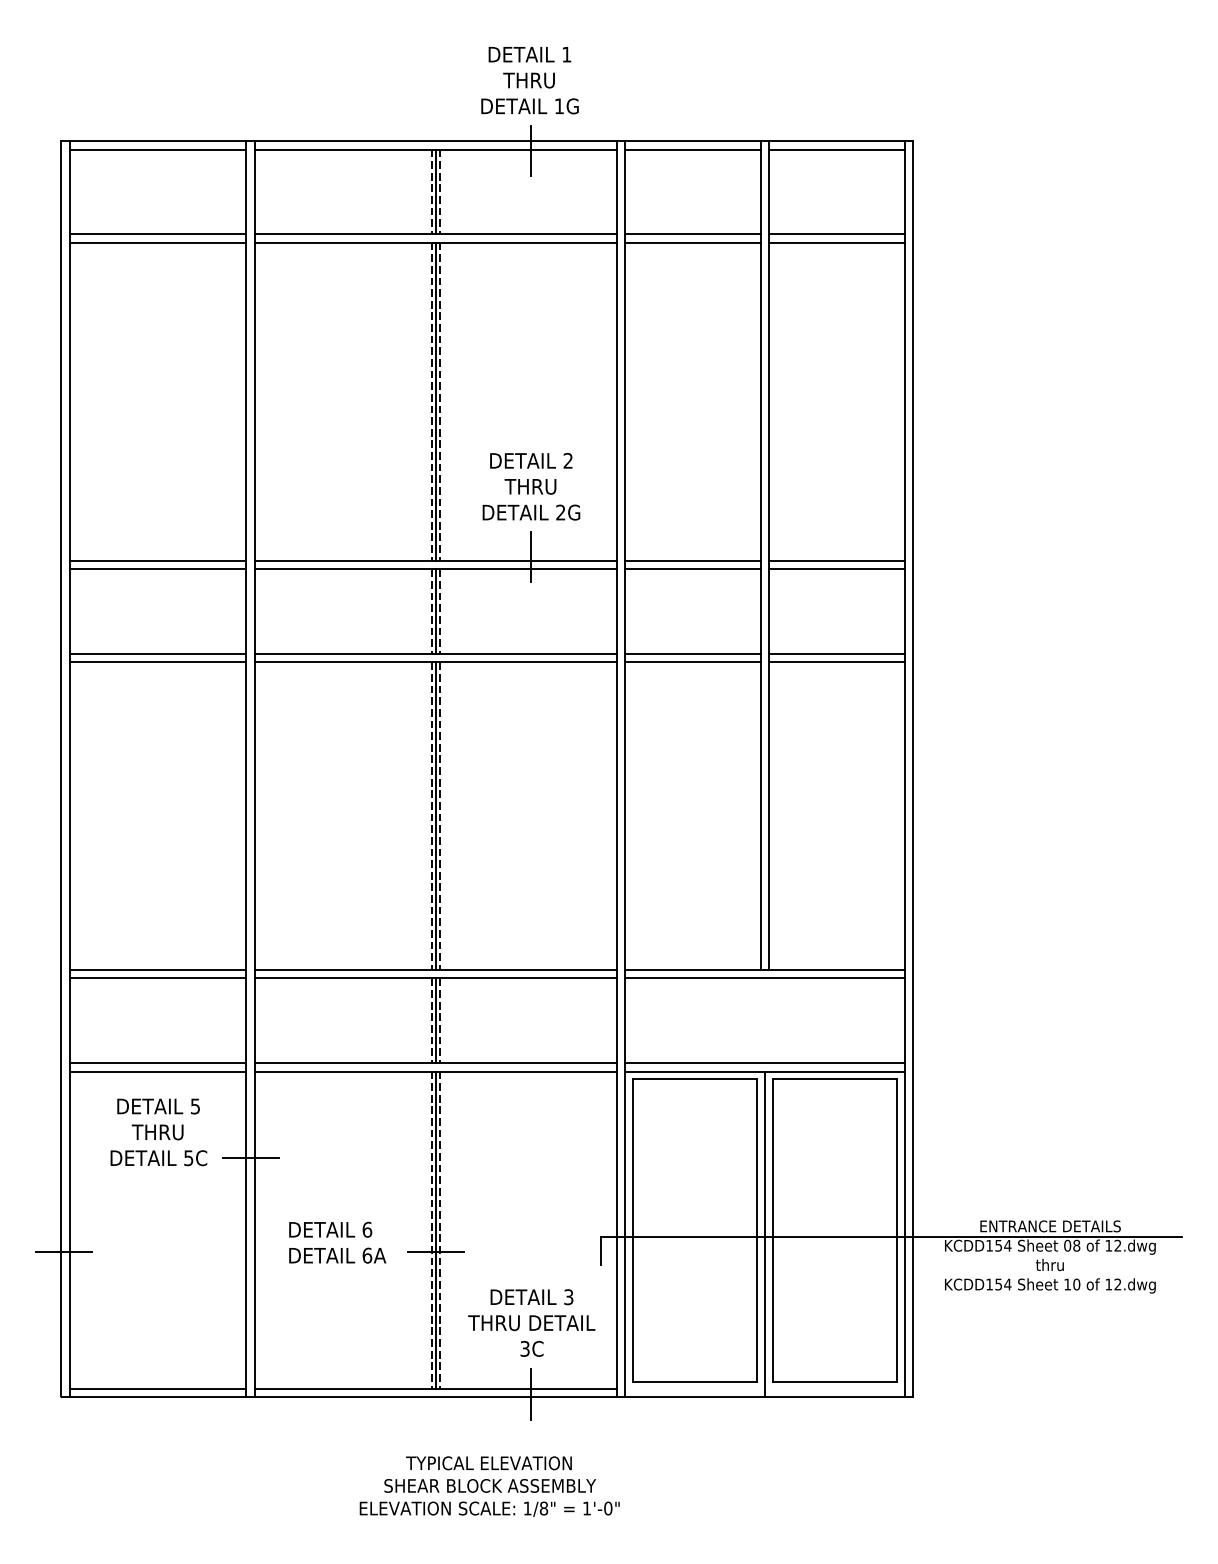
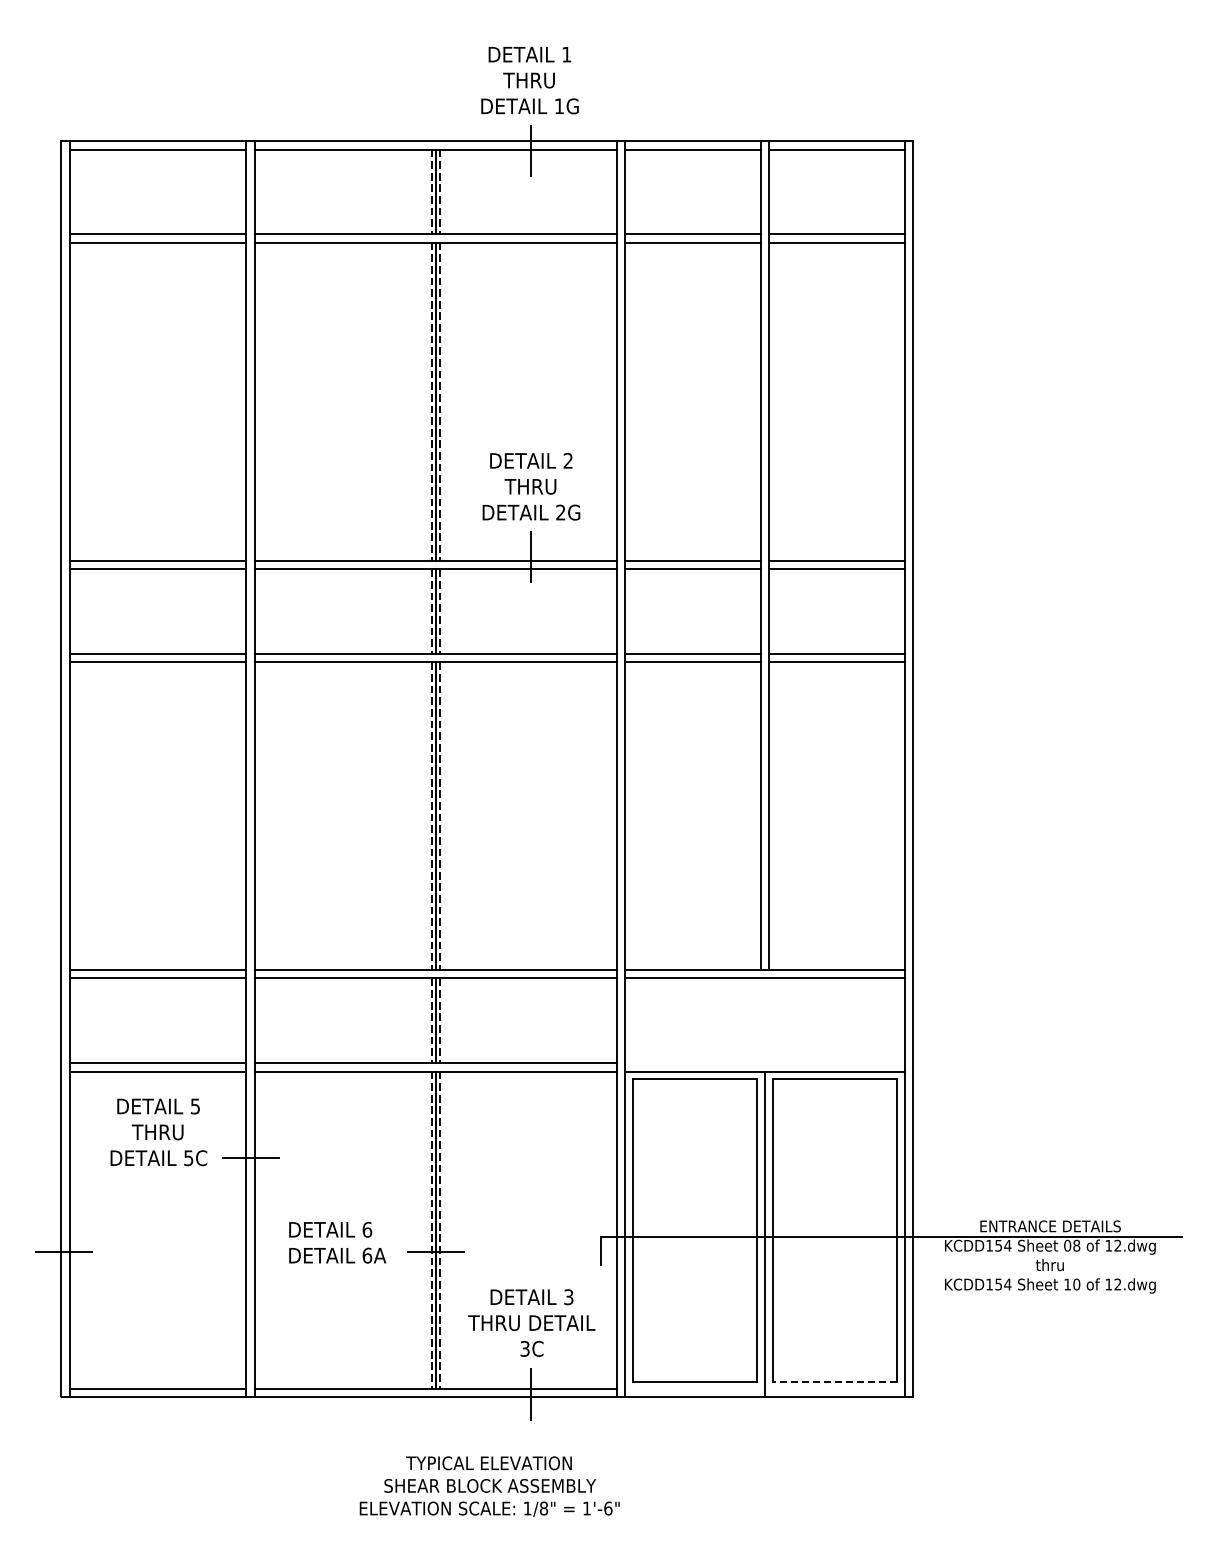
line: present -> none (764, 1062)
line: solid -> dashed (834, 1381)
text: 1'-0" -> 1'-6" (608, 1508)
